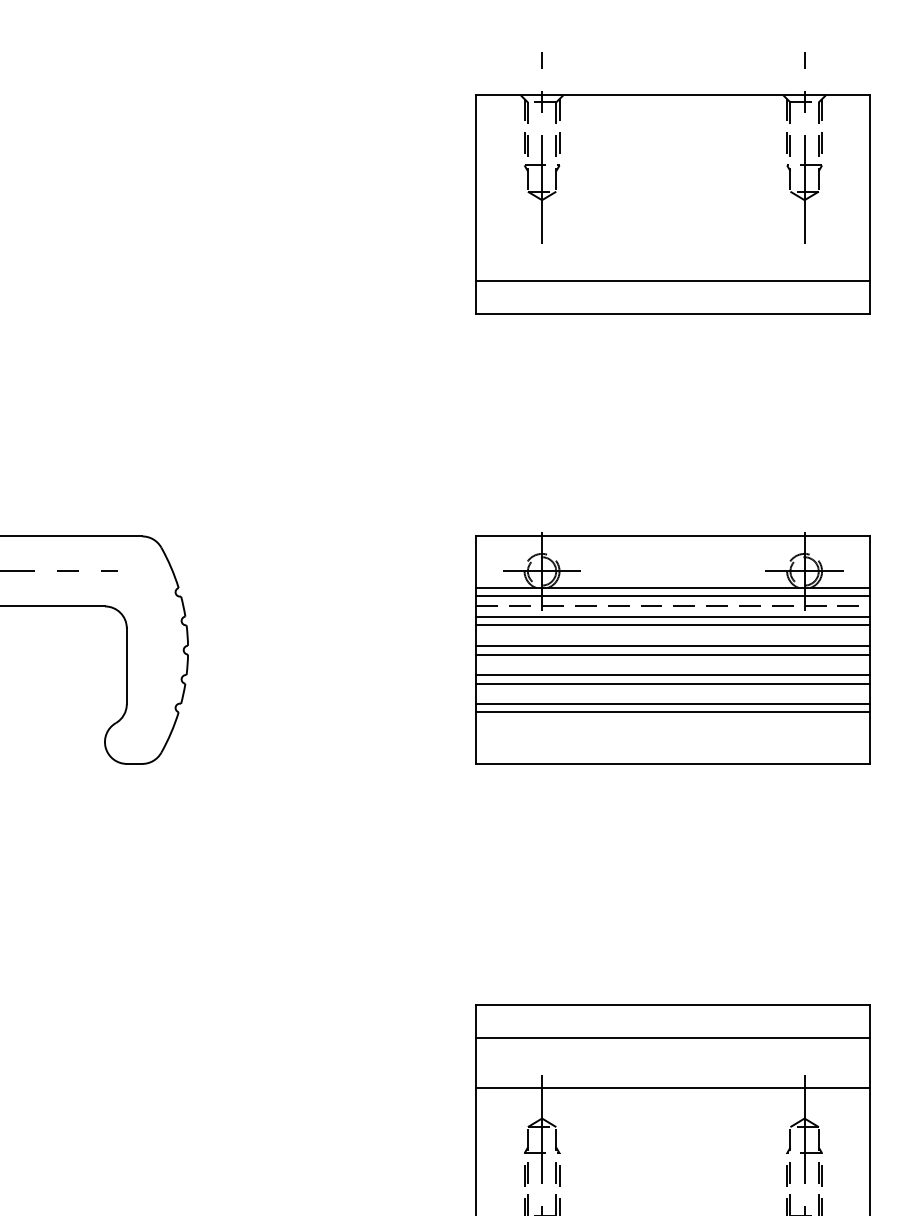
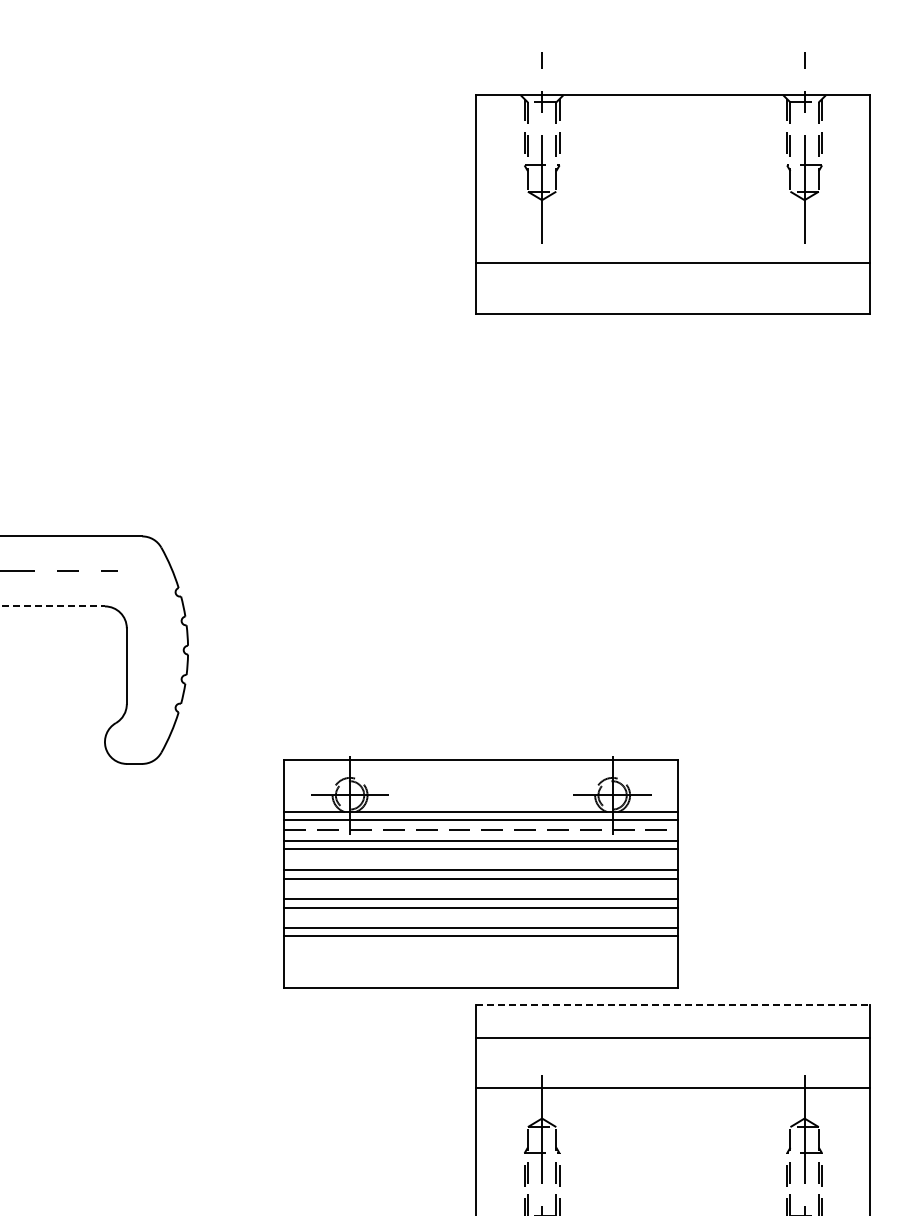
line position: (673, 280) -> (673, 262) (673, 262)
line: solid -> dashed (53, 606)
part position: (672, 648) -> (480, 872) (480, 872)
line: solid -> dashed (673, 1004)
